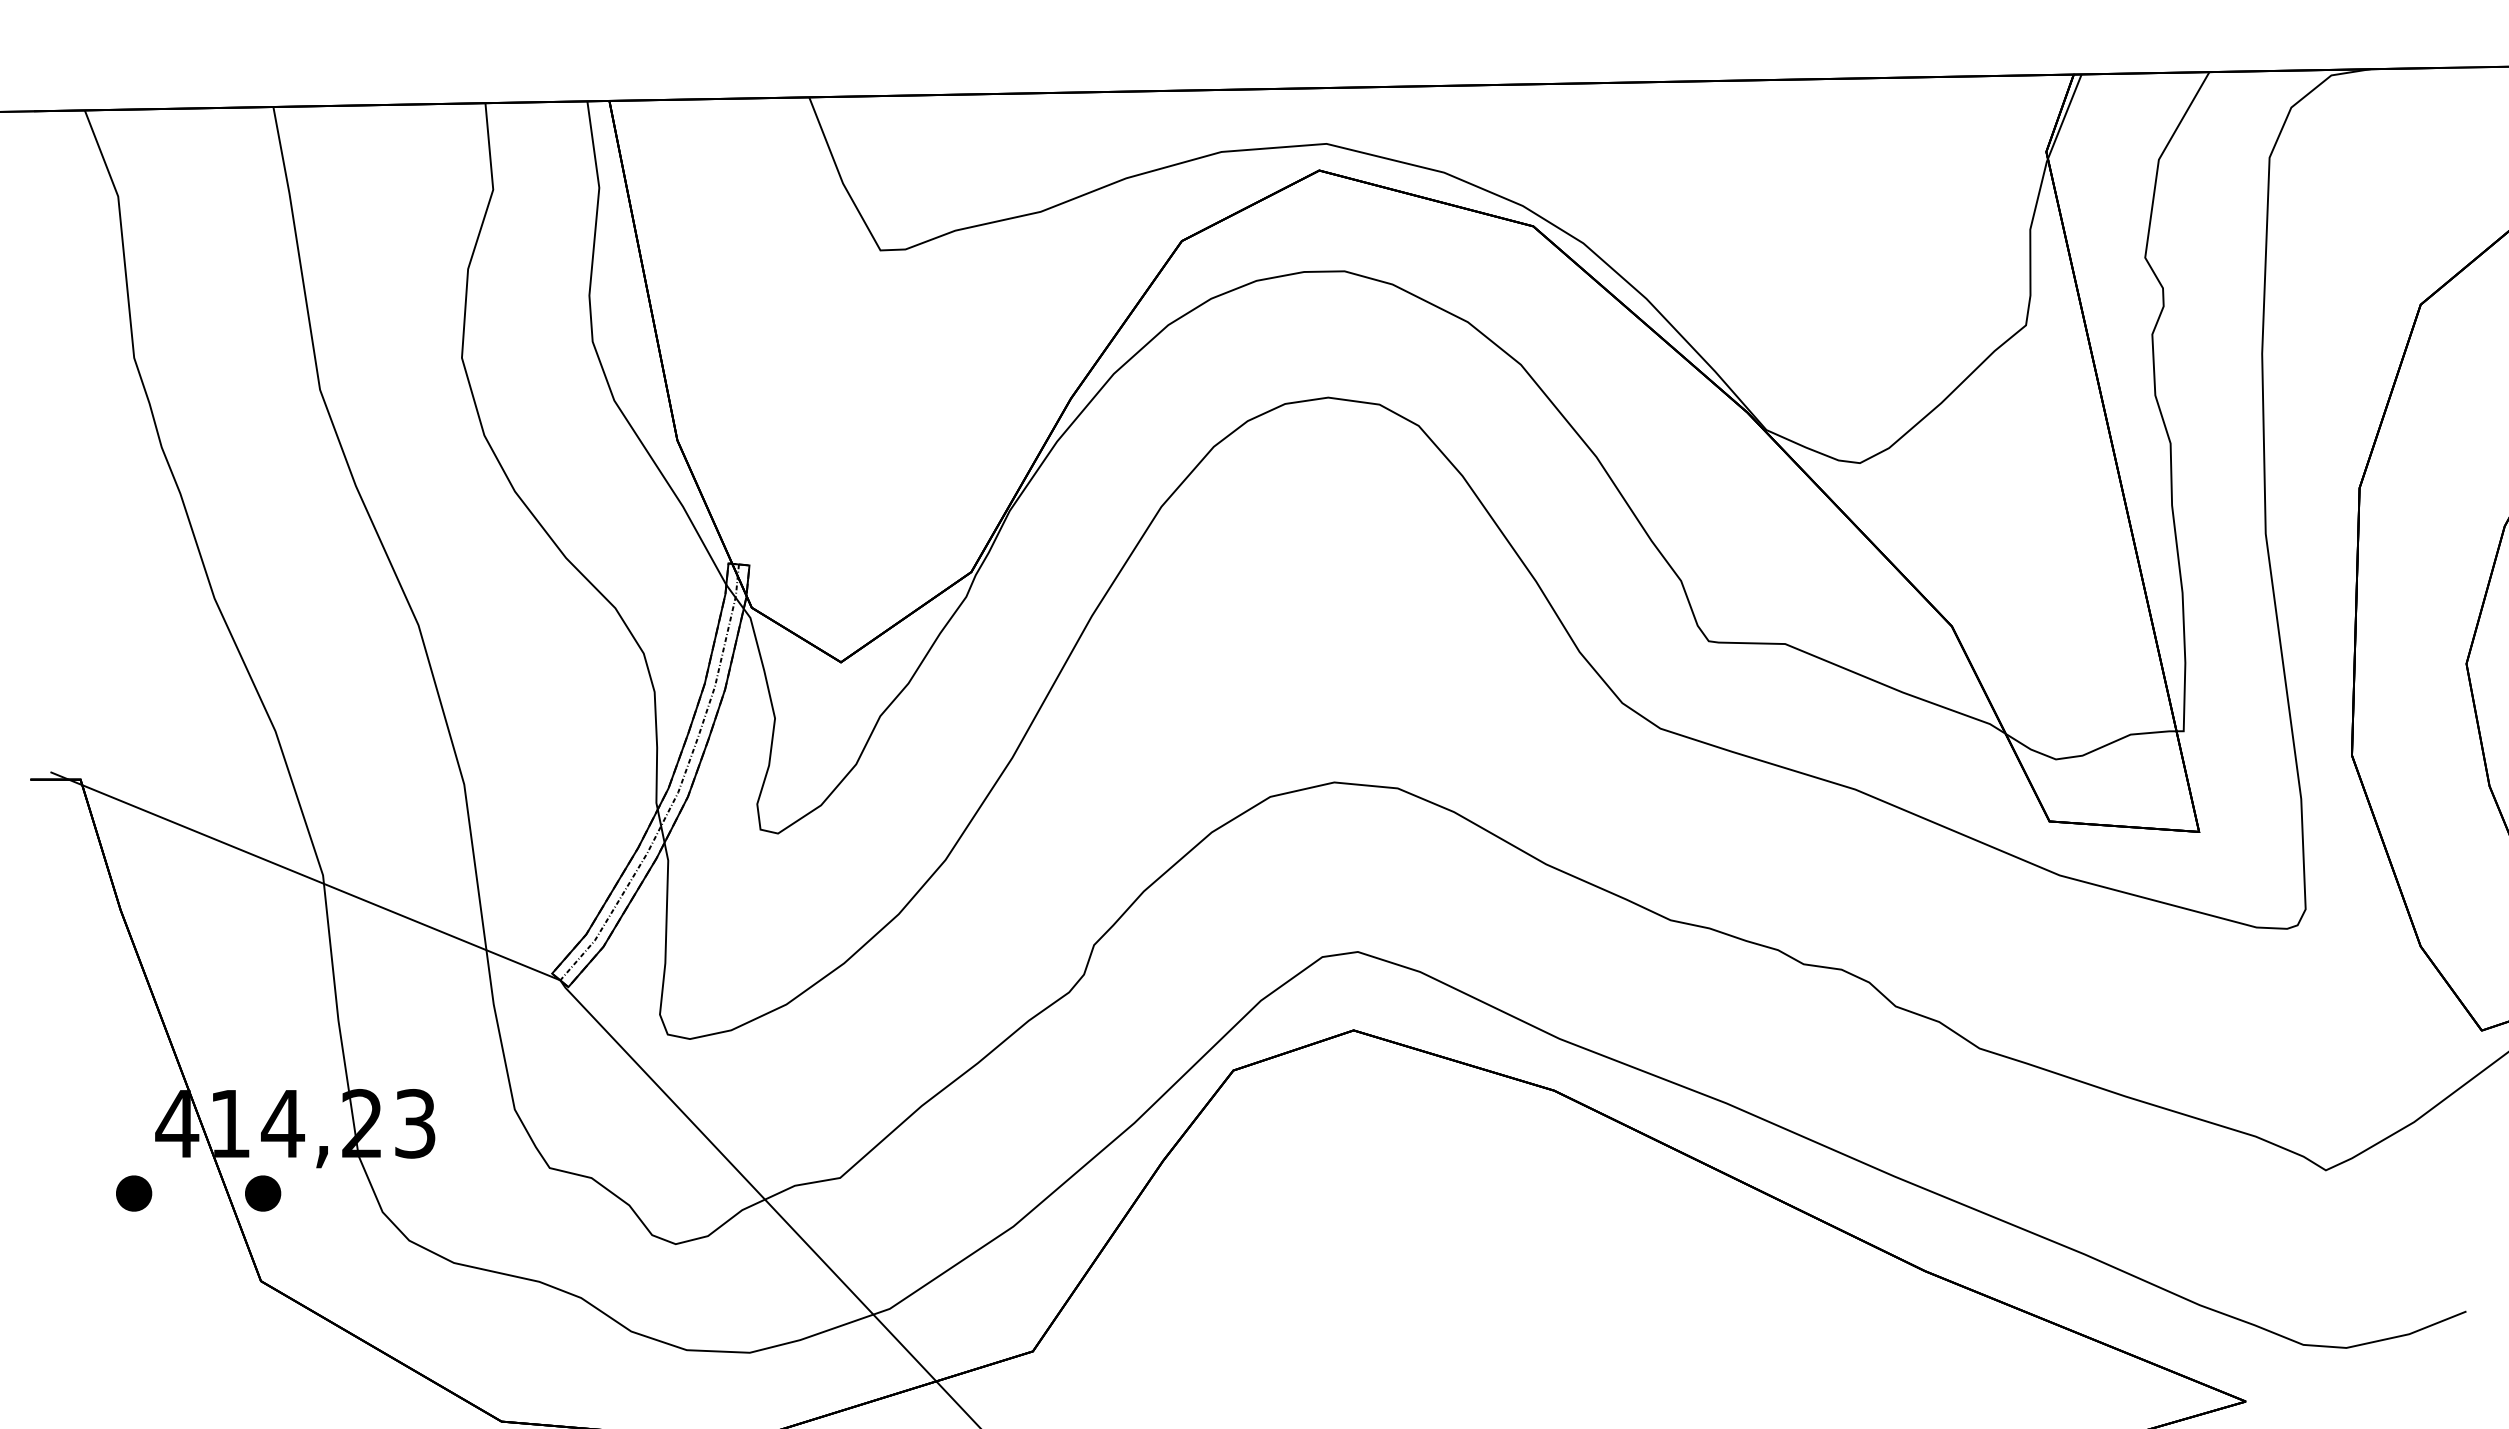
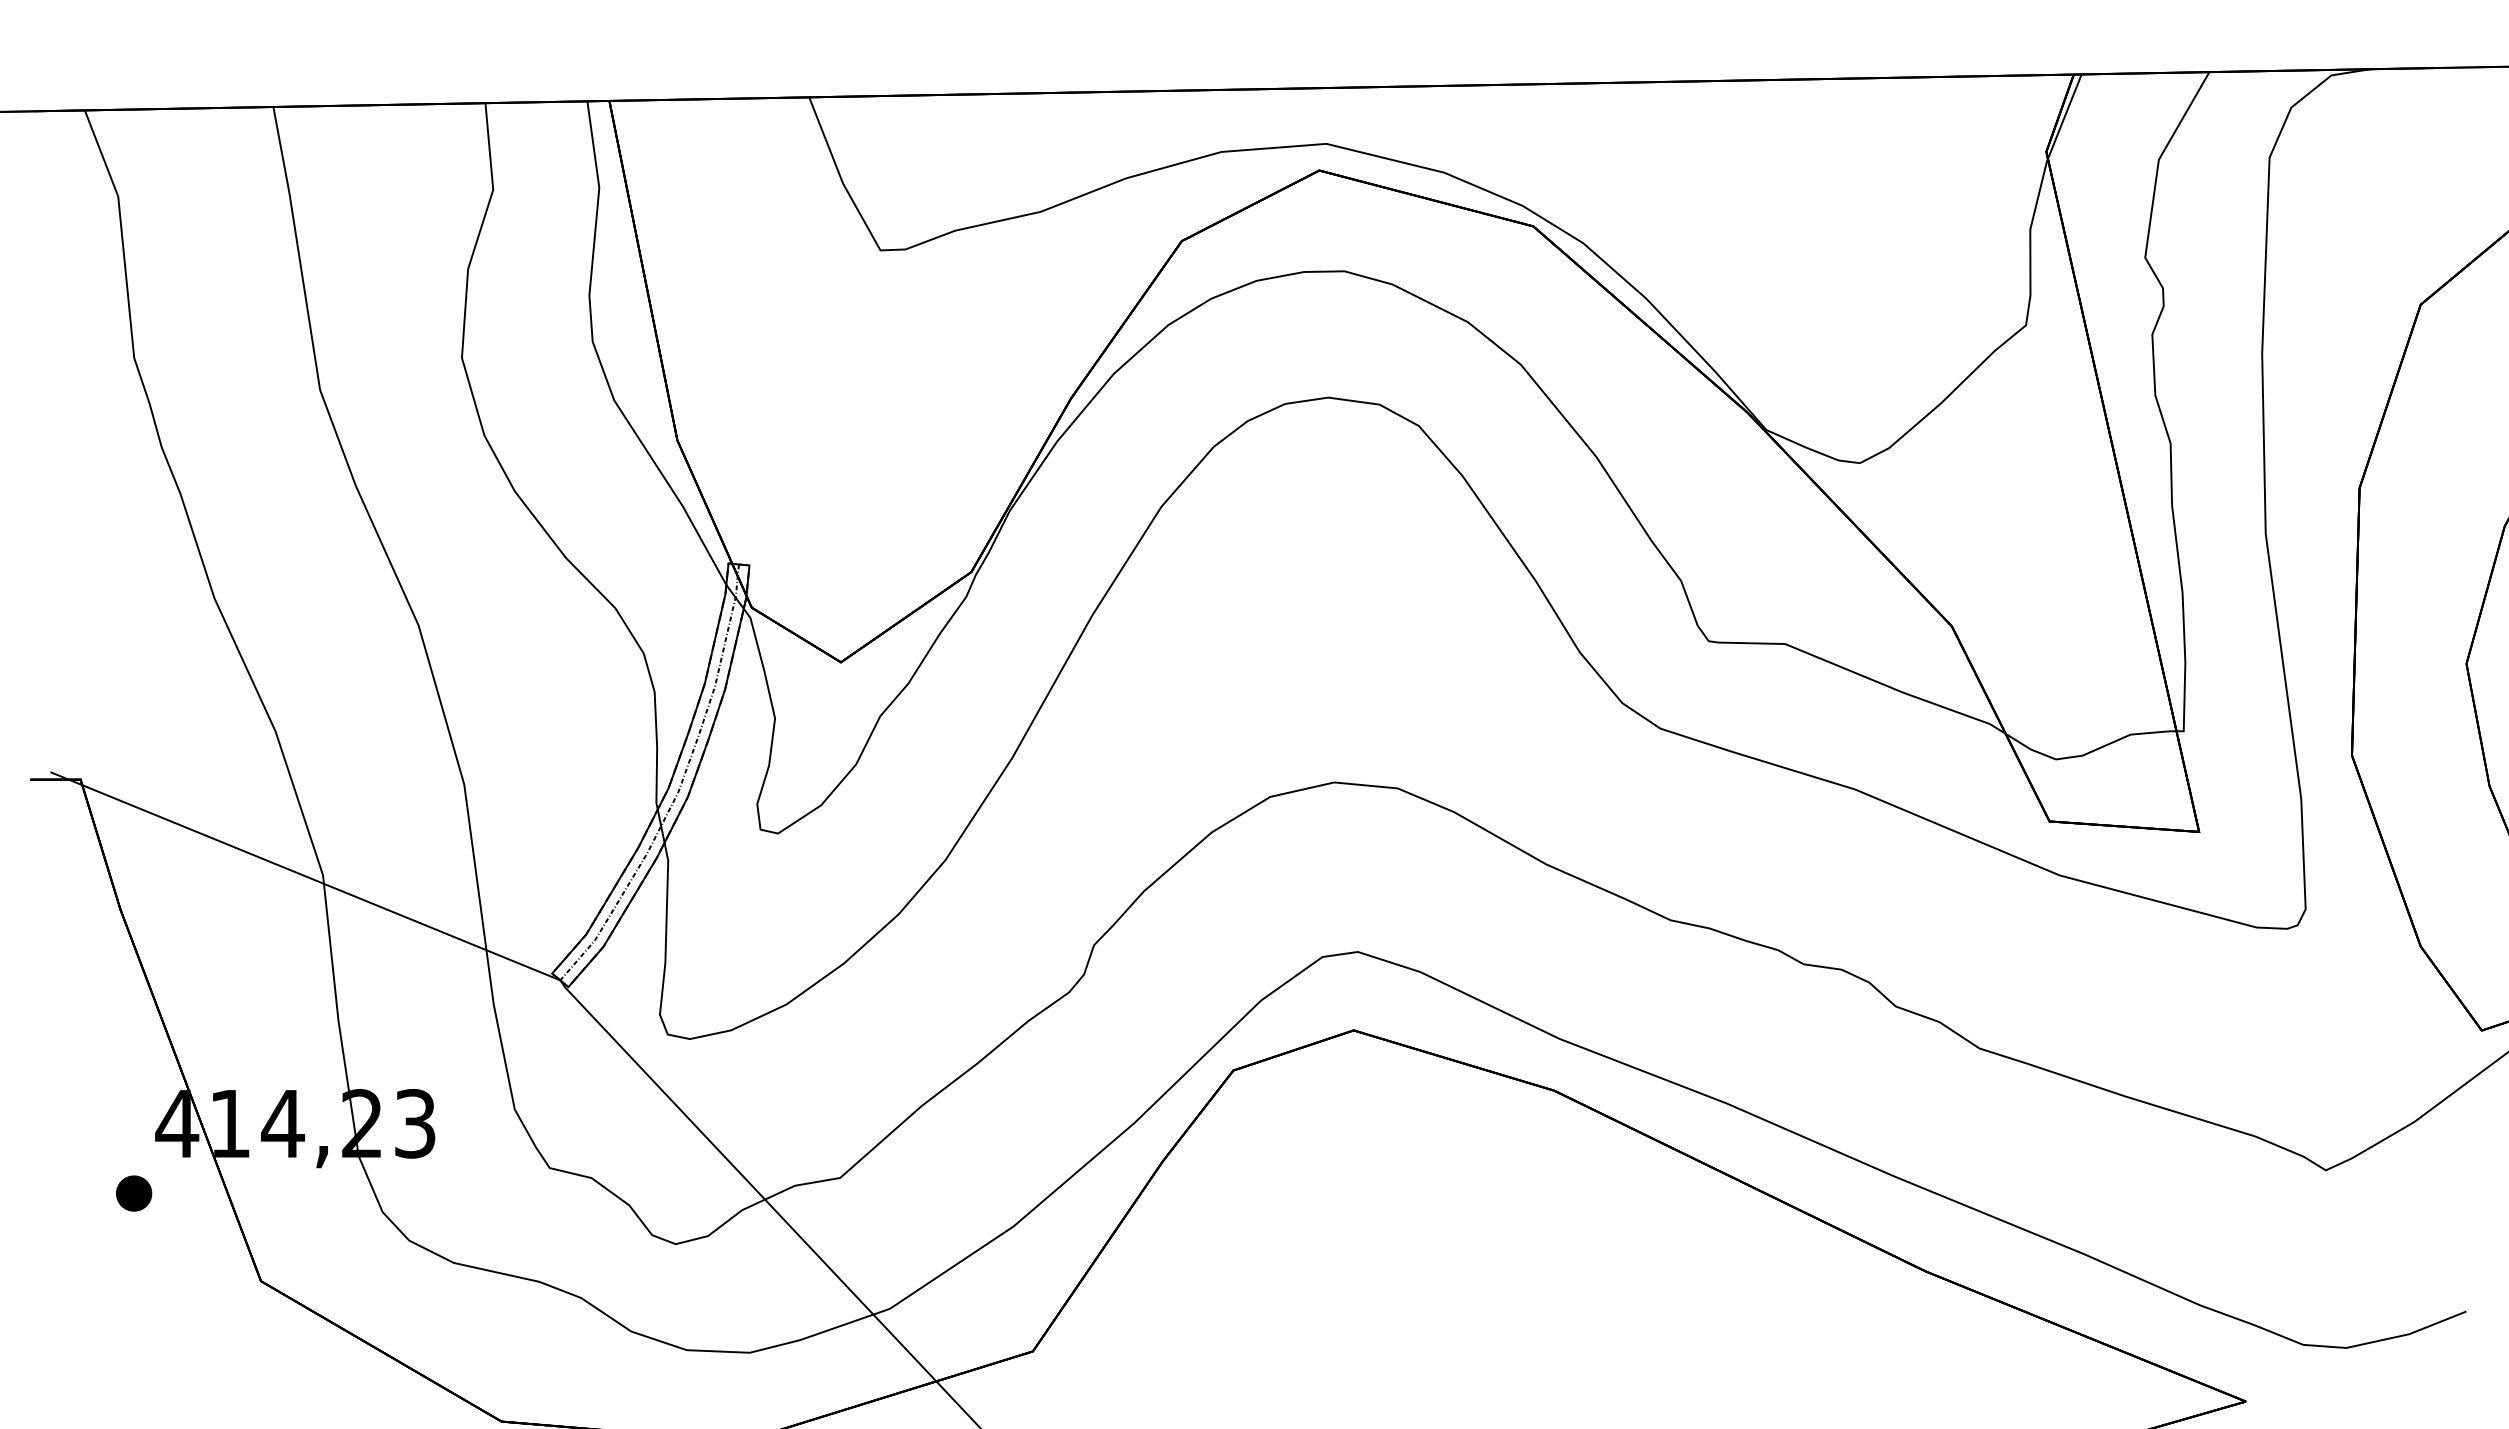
part: present -> none (263, 1193)
